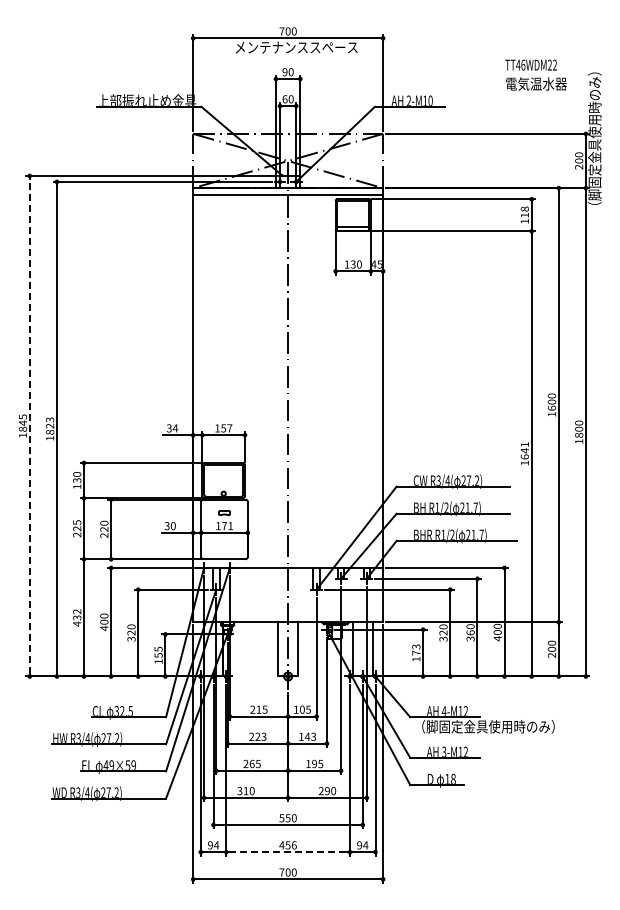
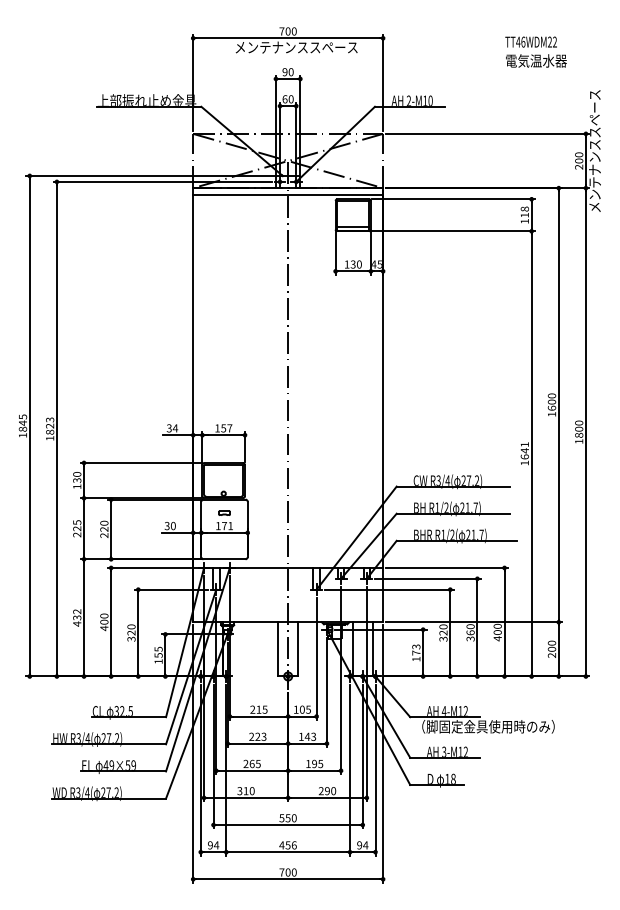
text position: (535, 74) -> (535, 51) (535, 51)
text: （脚固定金具使用時のみ） -> メンテナンススペース (594, 141)
line: dashed -> solid (29, 426)
line: dashed -> solid (288, 852)
